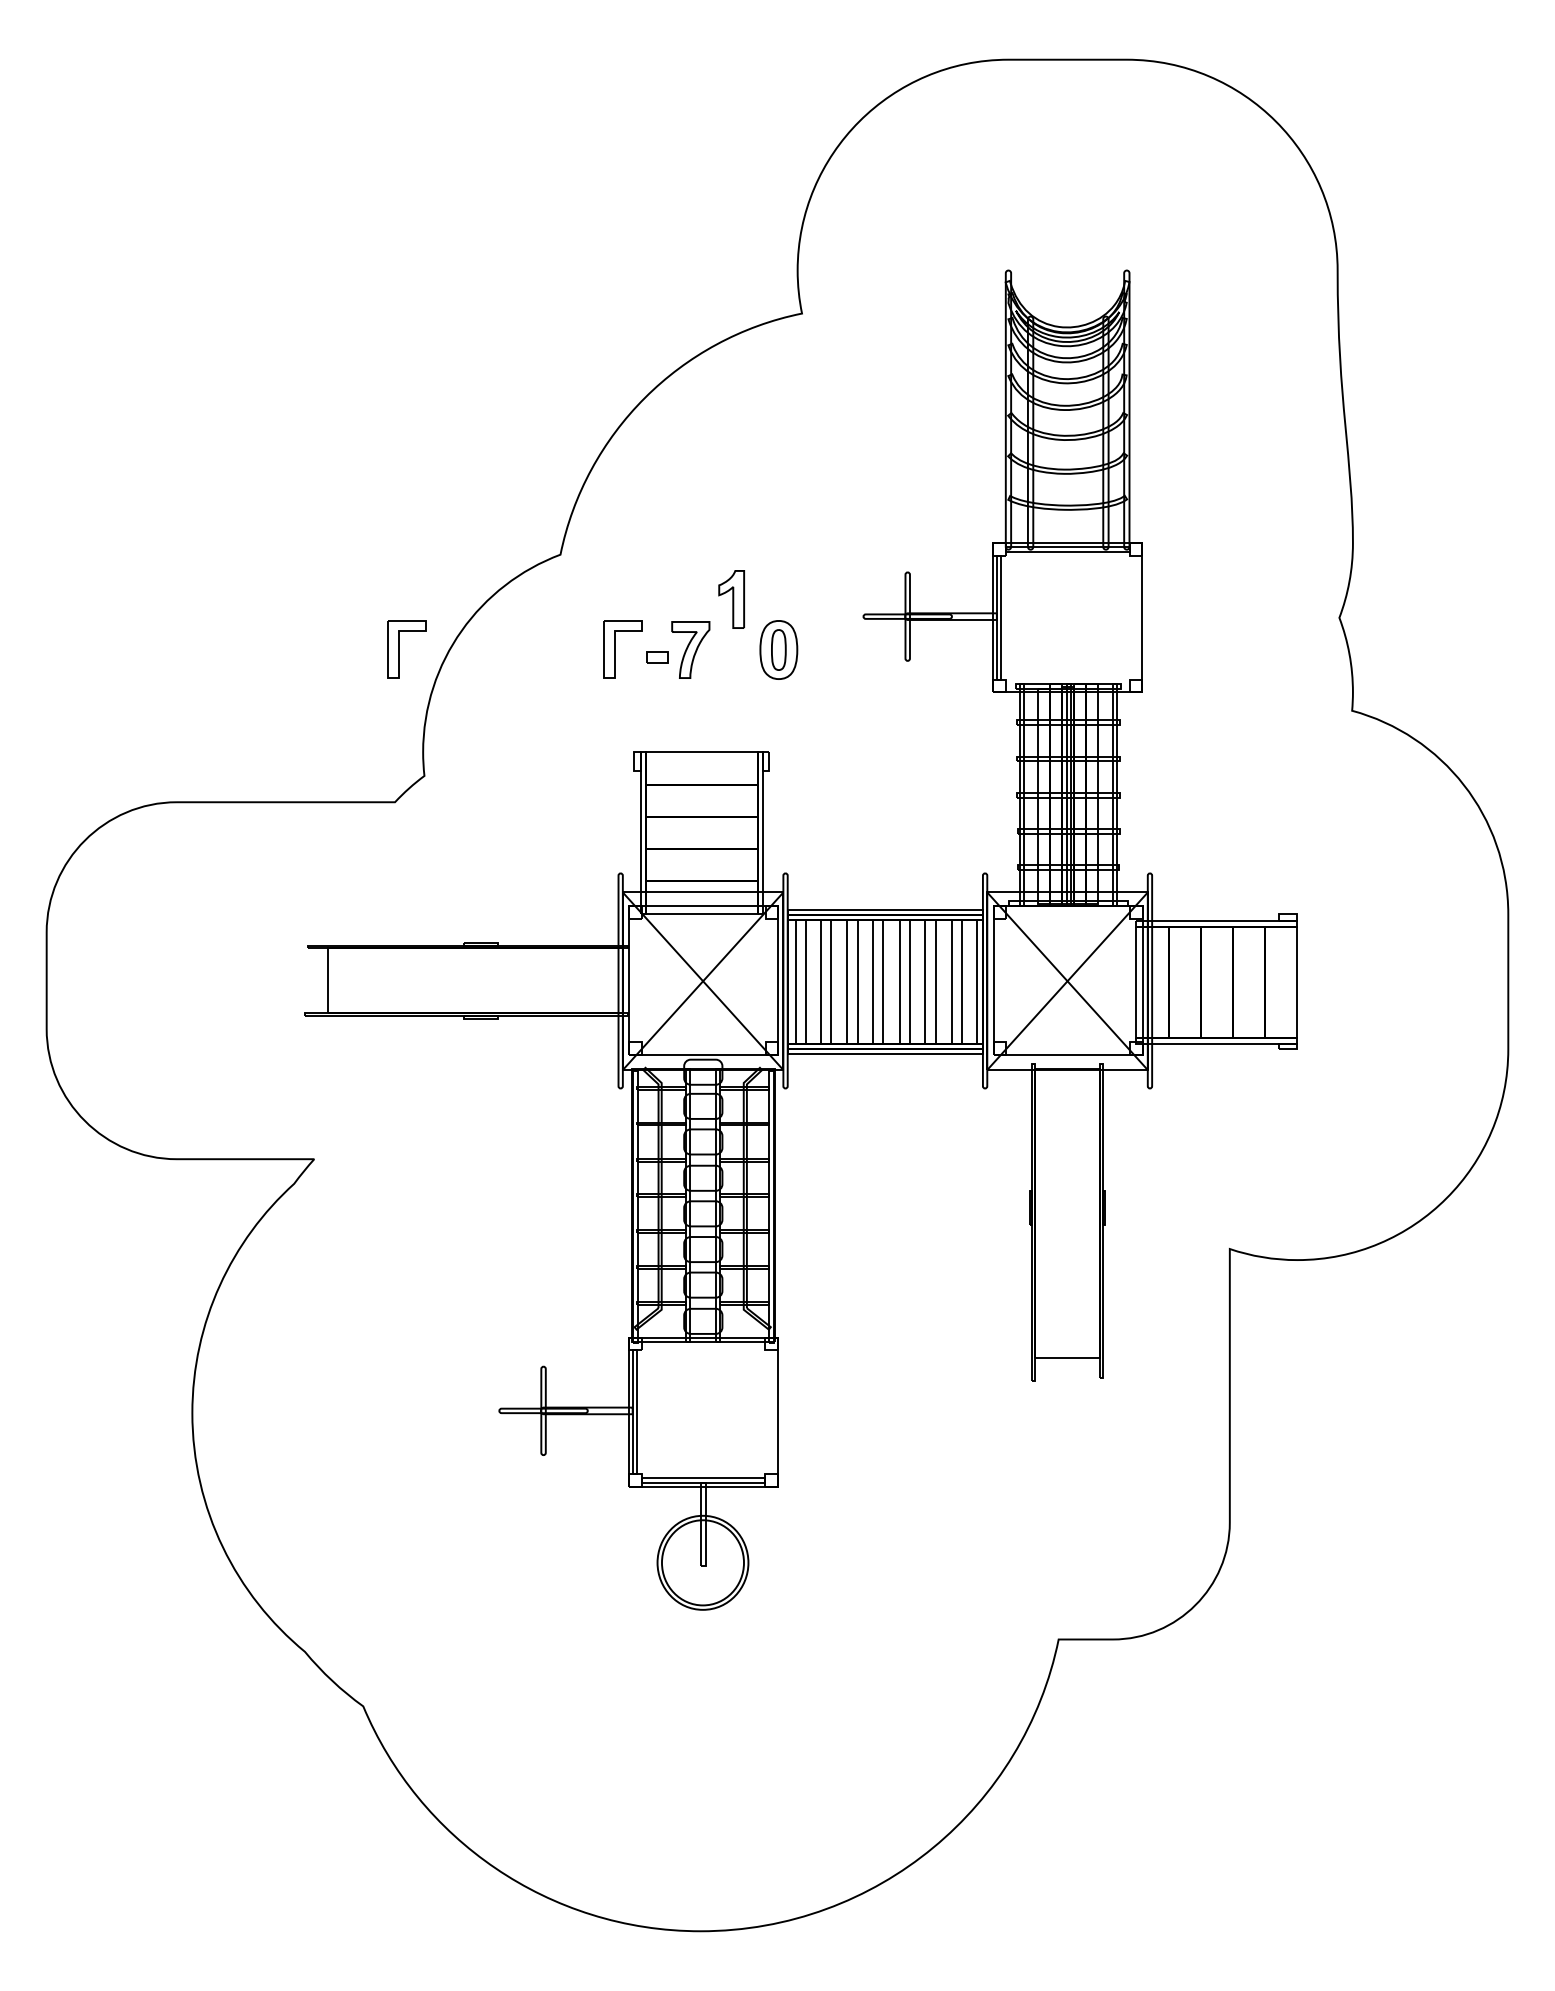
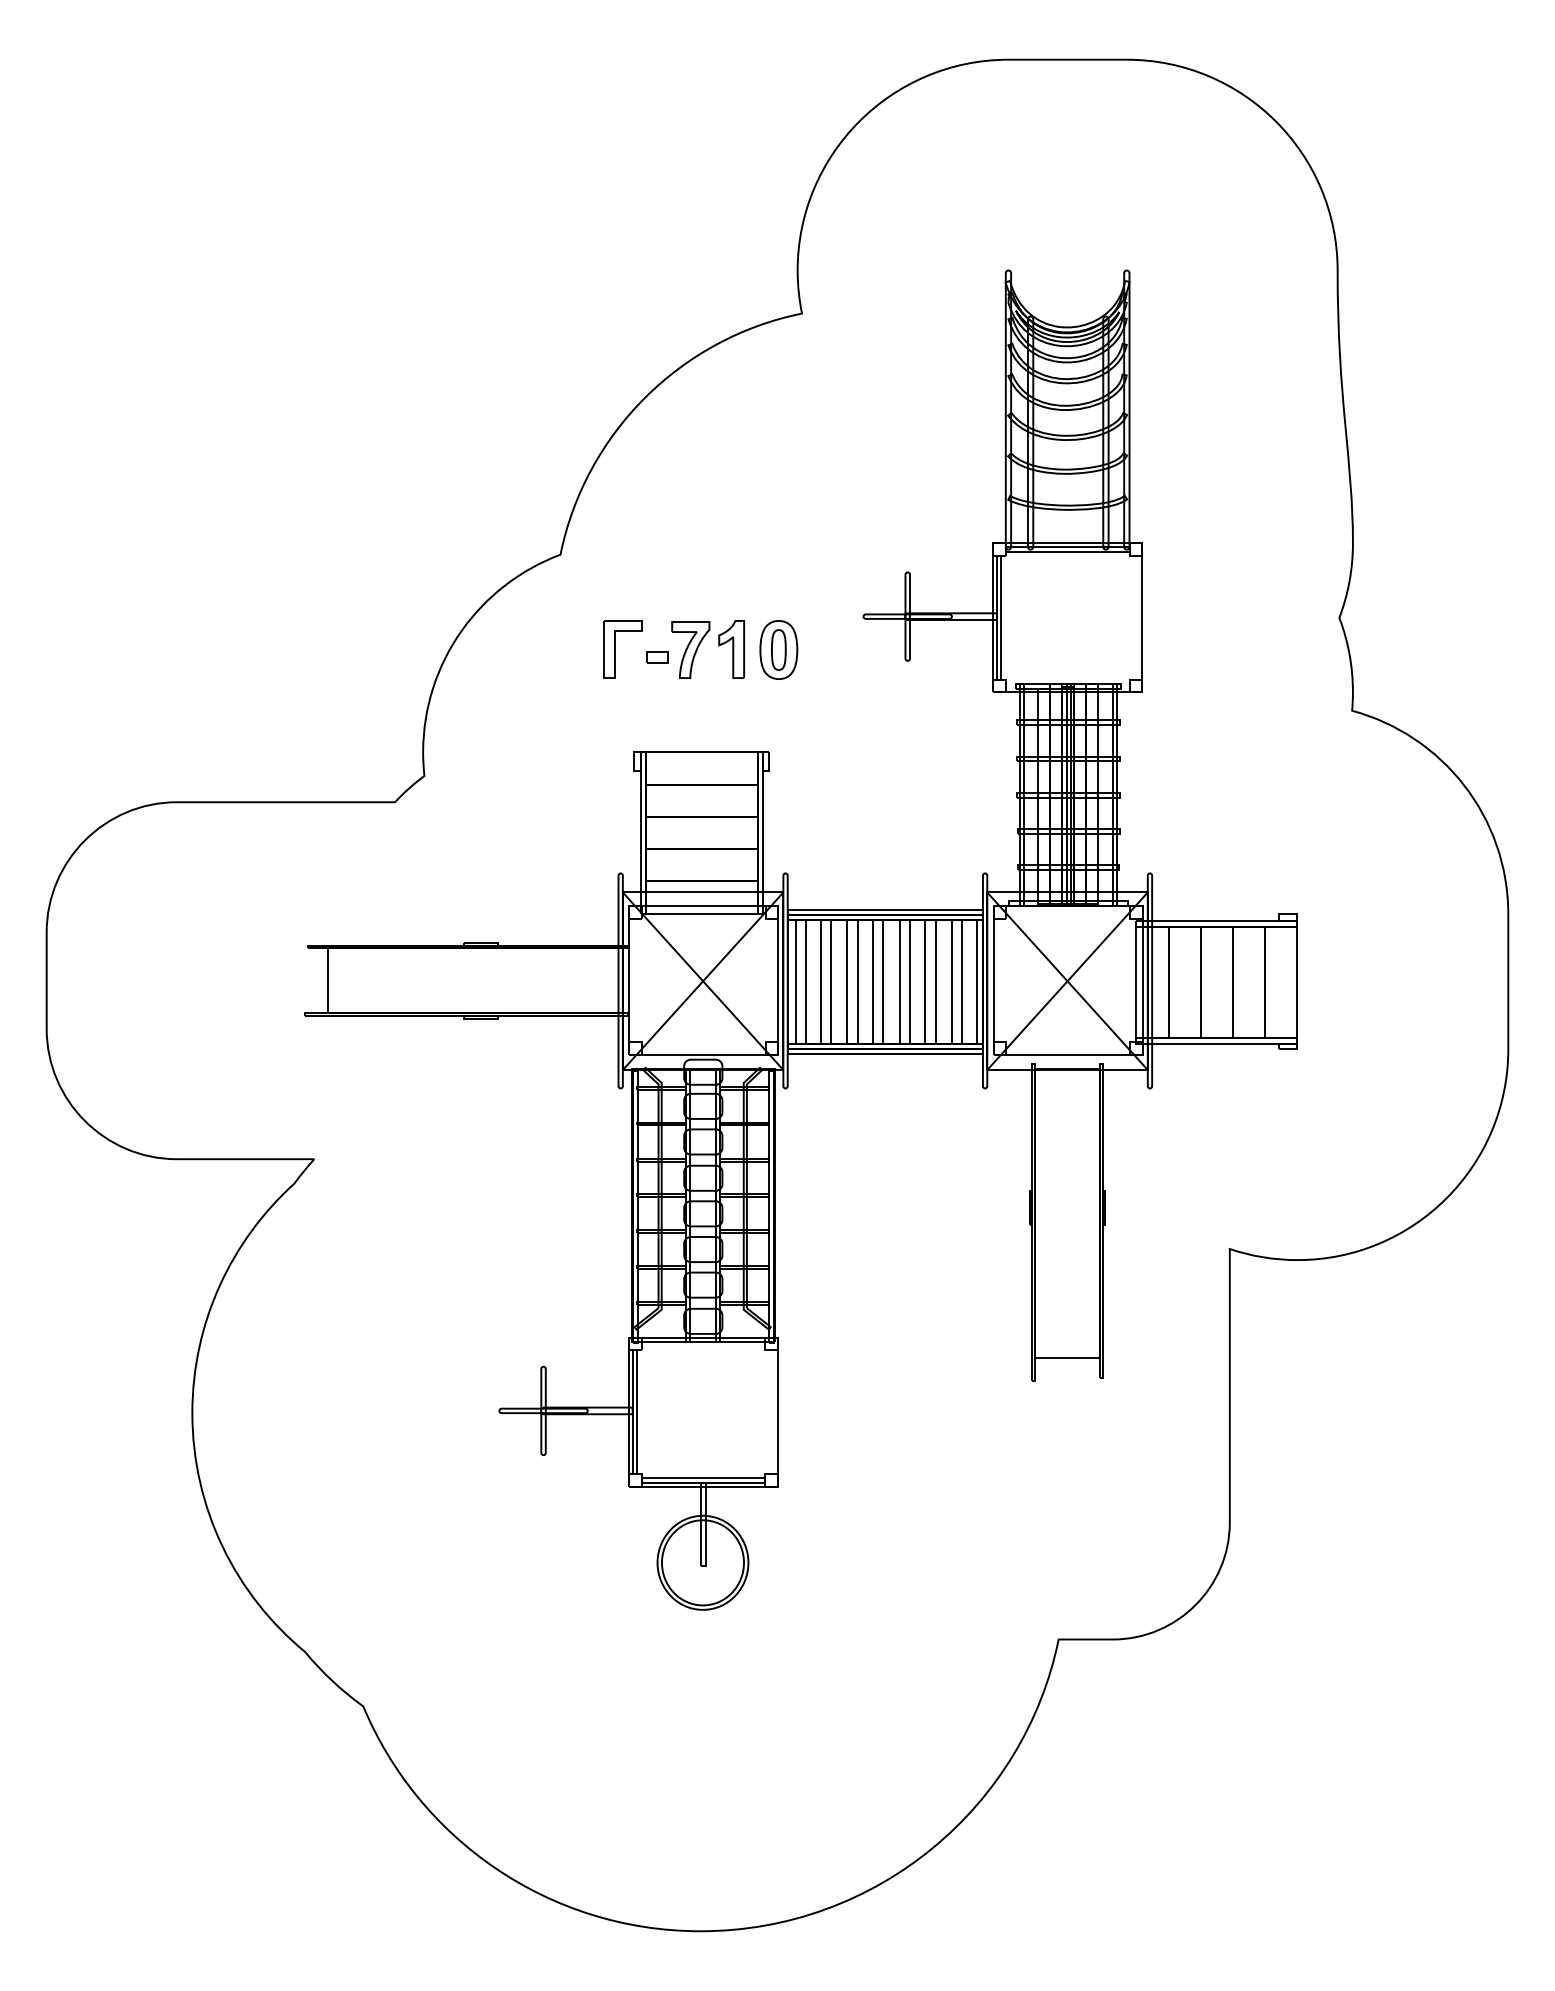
part position: (731, 599) -> (731, 649) (731, 649)
part: present -> none (399, 649)
